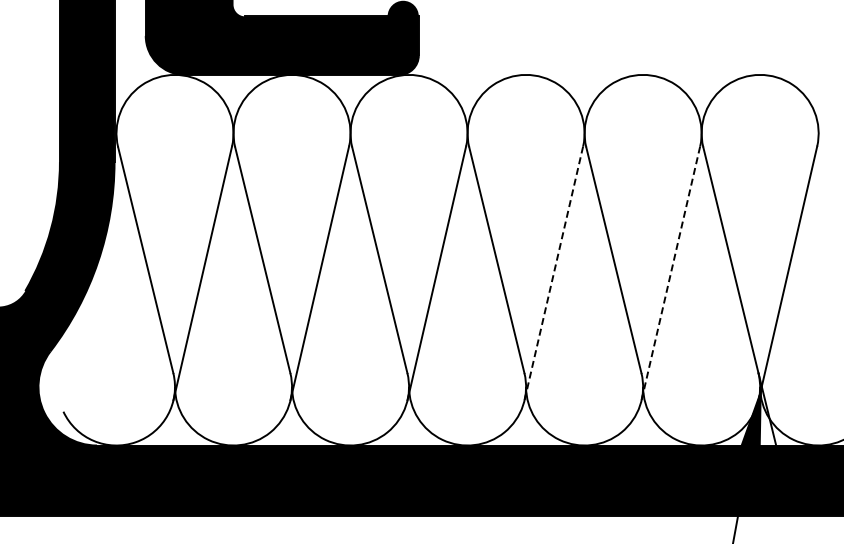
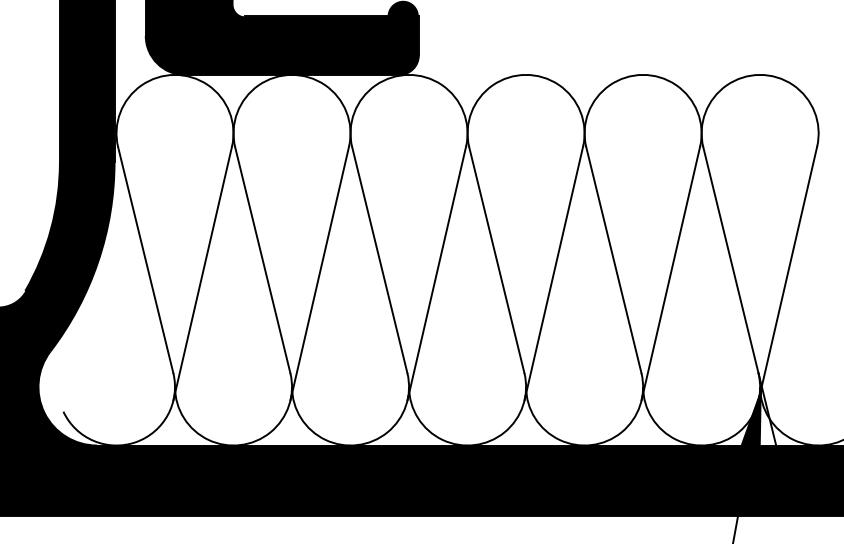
line: dashed -> solid (553, 273)
line: dashed -> solid (670, 273)
